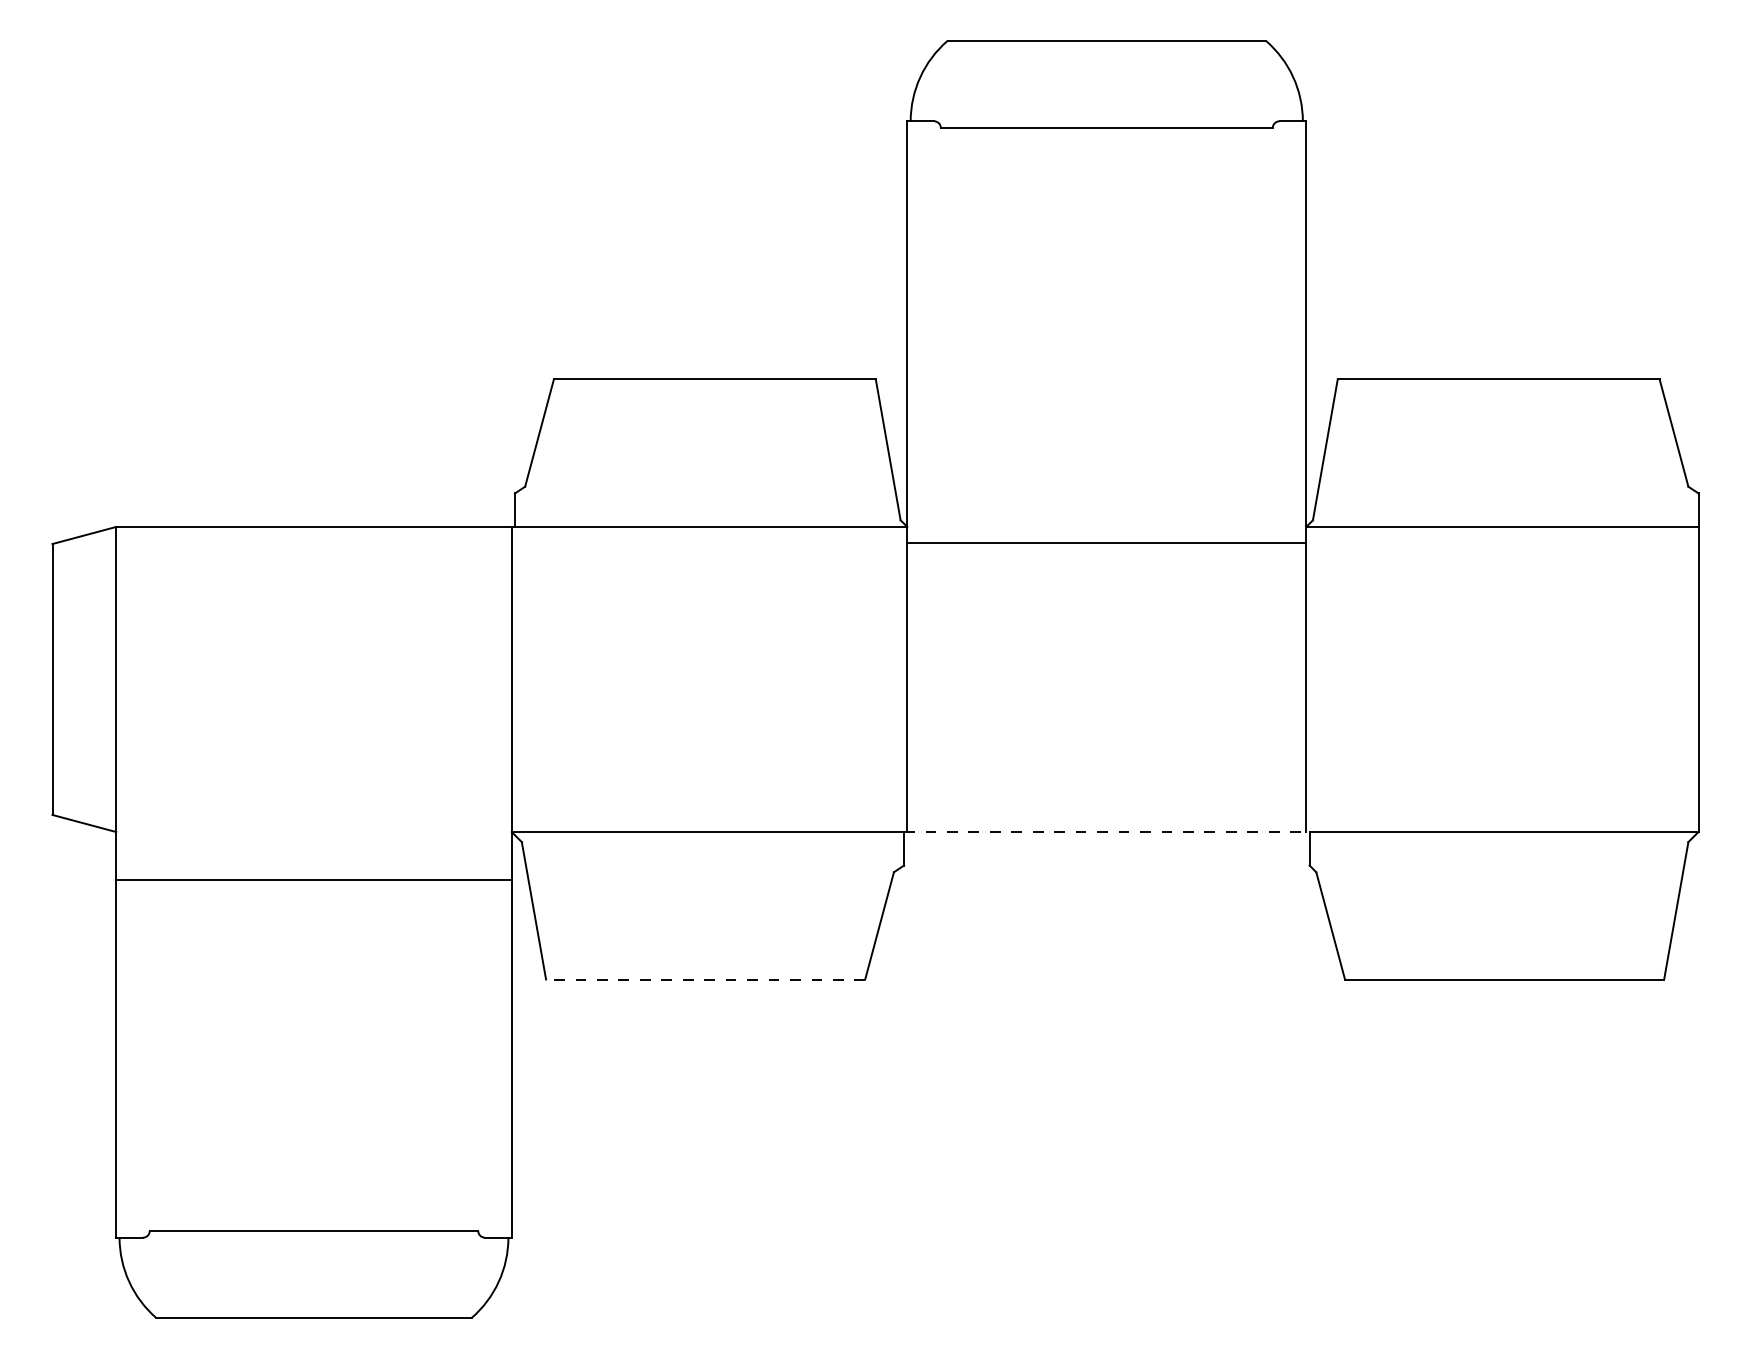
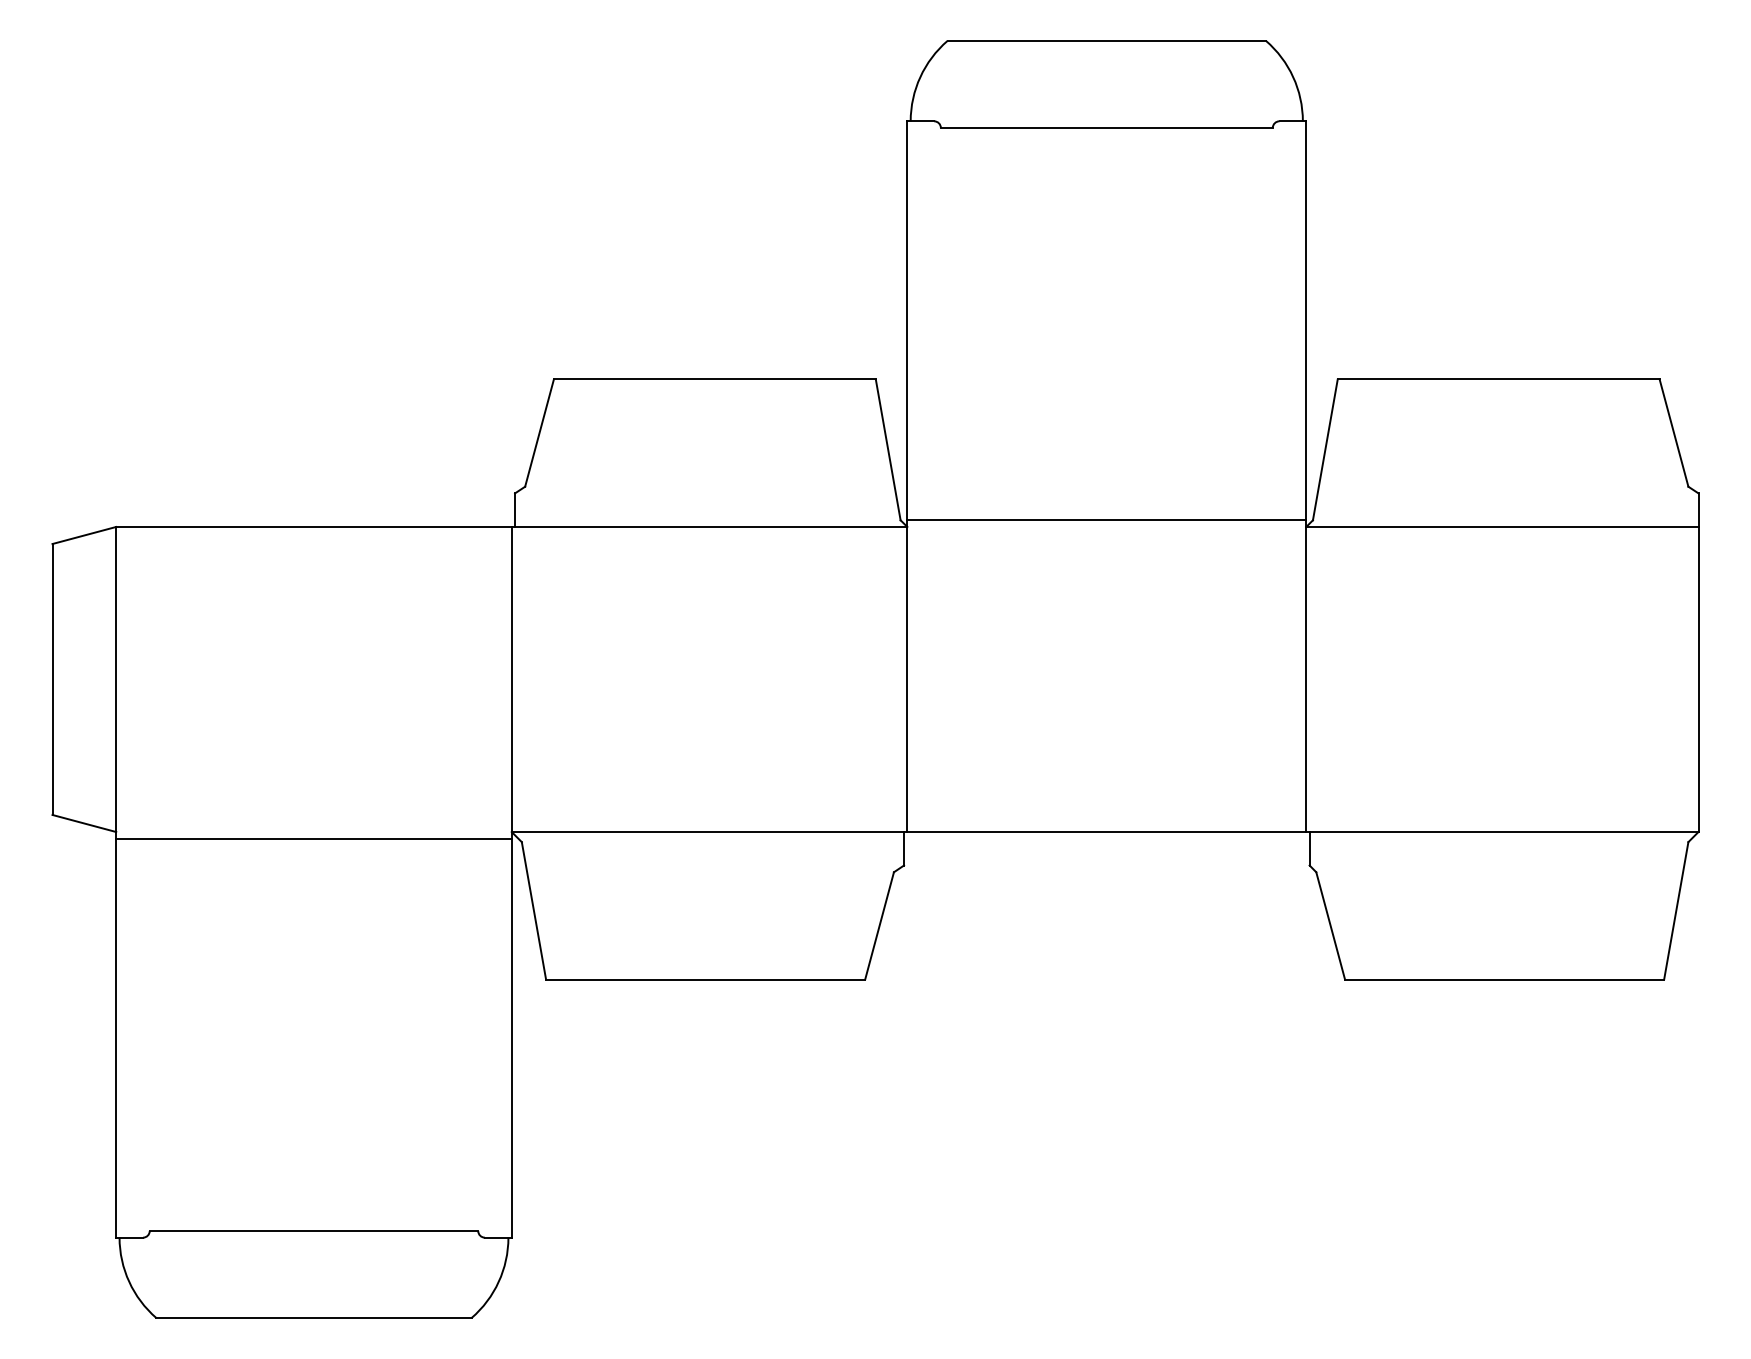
line position: (1106, 543) -> (1106, 520) (1106, 520)
line: dashed -> solid (1106, 832)
line position: (313, 879) -> (313, 838) (313, 838)
line: dashed -> solid (705, 979)
